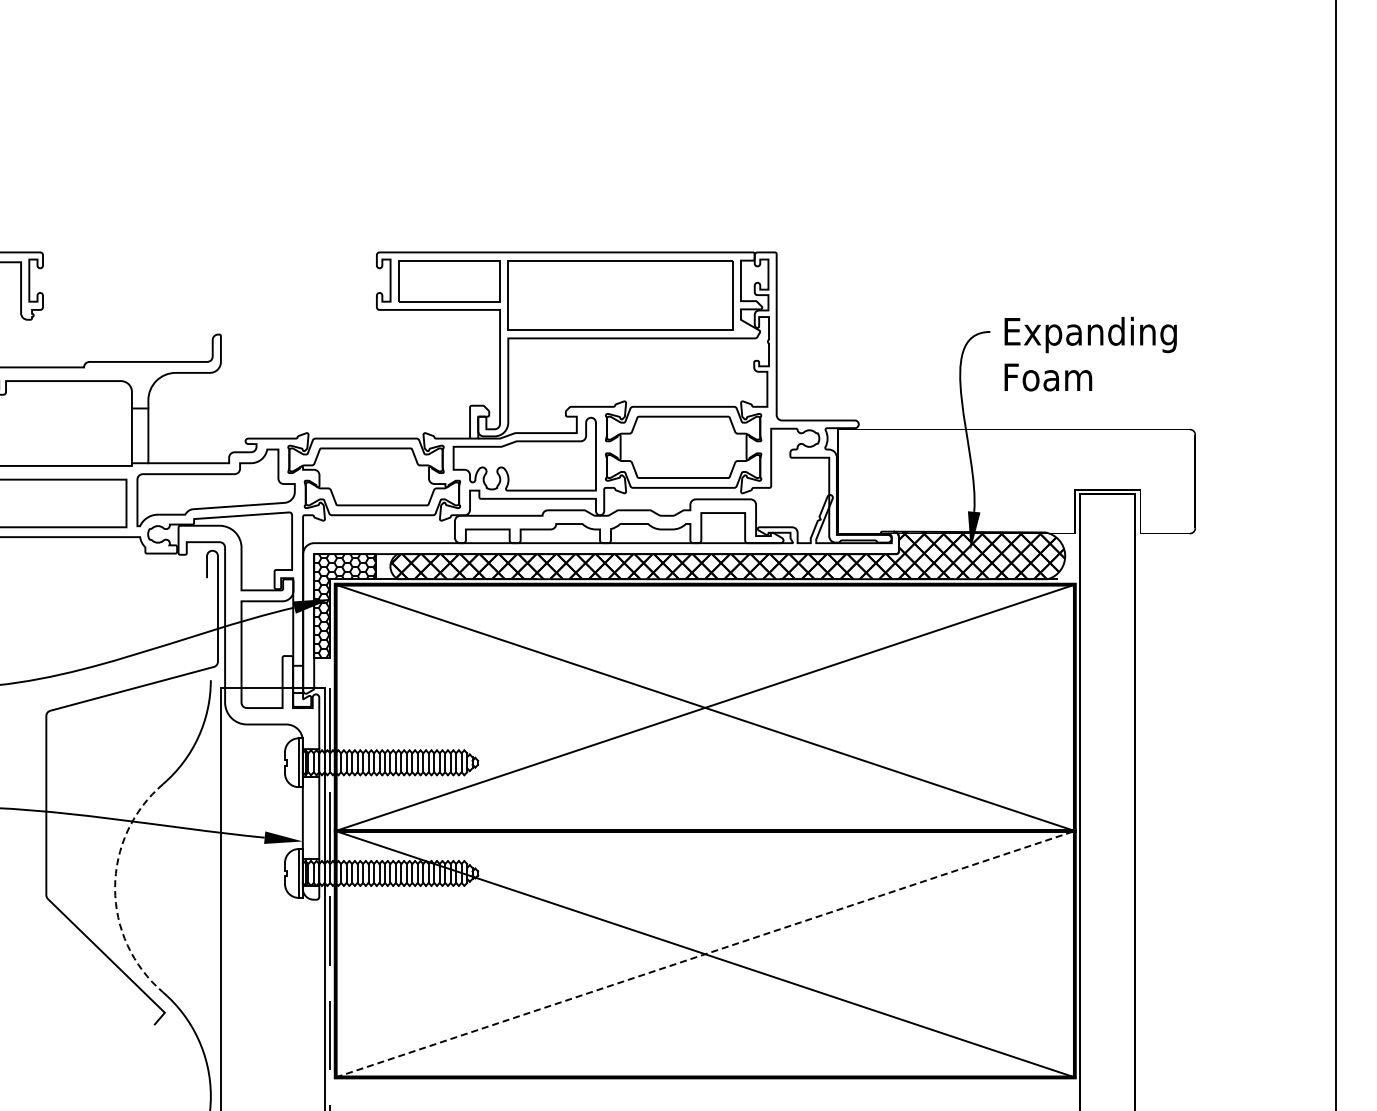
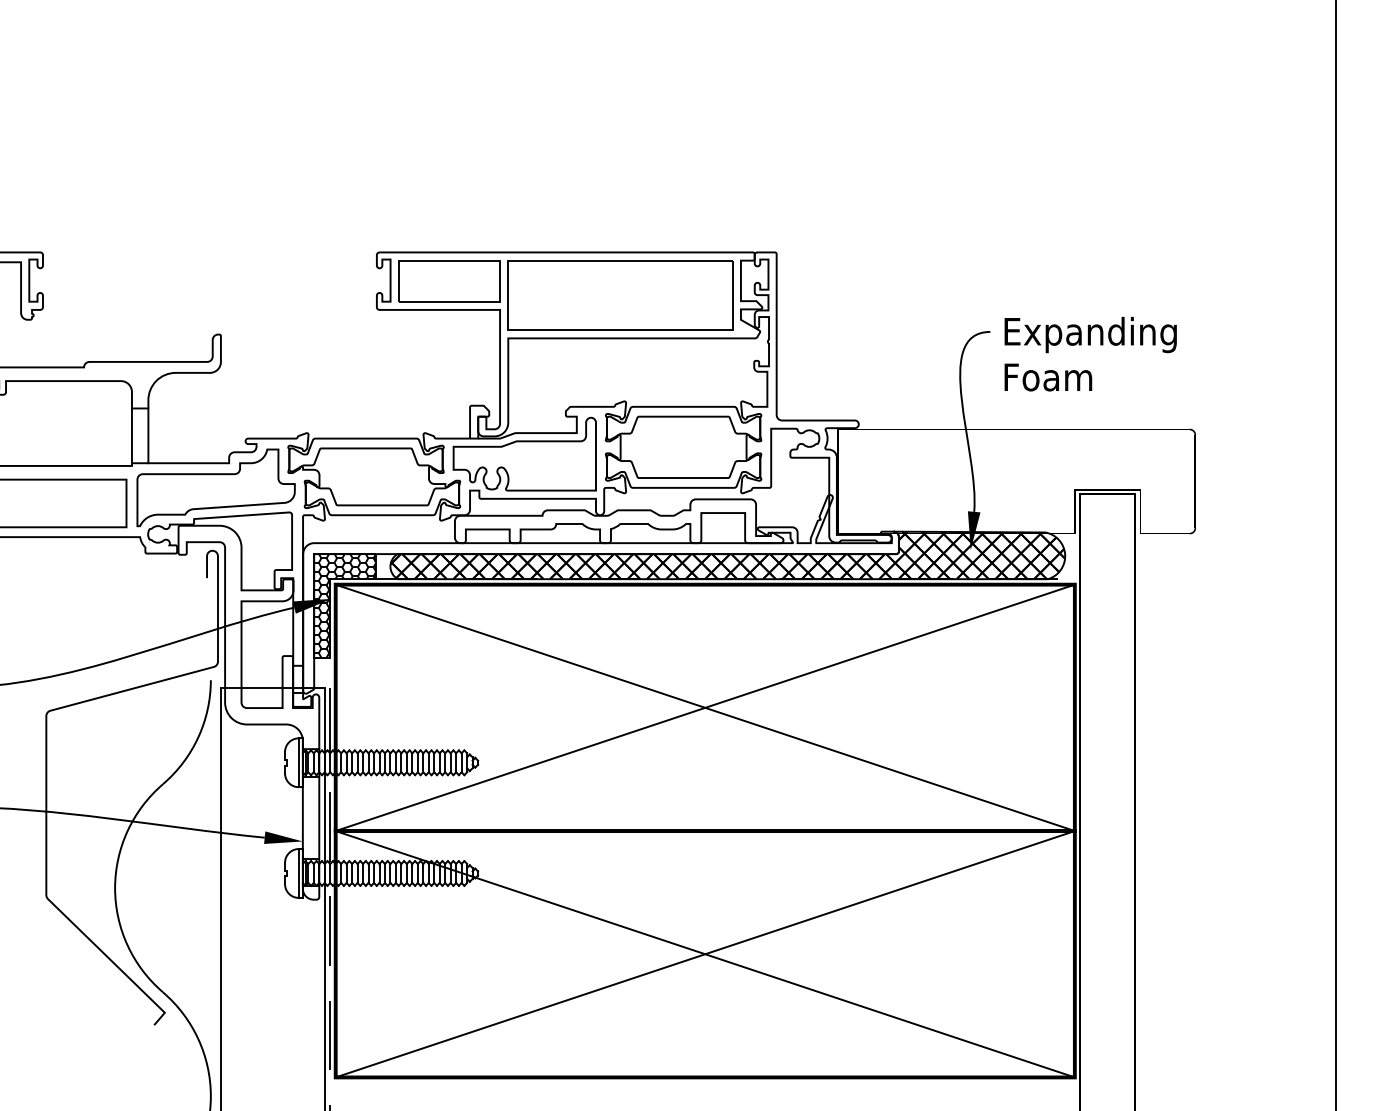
arc: dashed -> solid (115, 888)
line: dashed -> solid (705, 954)
